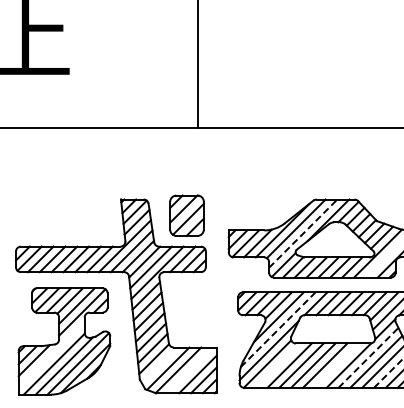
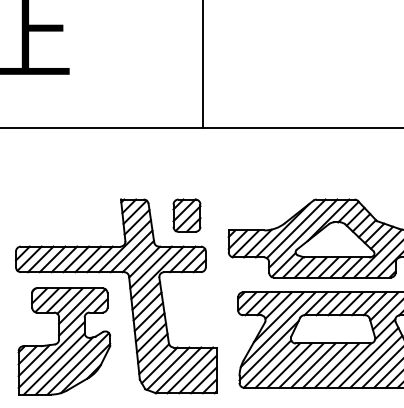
line position: (197, 65) -> (202, 65) (202, 65)
part size: 36x43 px -> 30x35 px (186, 215)
line: dashed -> solid (303, 233)
line: none -> present (382, 259)
line: dashed -> solid (278, 329)
line: none -> present (51, 354)
line: dashed -> solid (368, 357)
line: none -> present (159, 365)
line: none -> present (277, 365)
line: none -> present (336, 365)
line: none -> present (190, 370)
line: dashed -> solid (389, 372)
